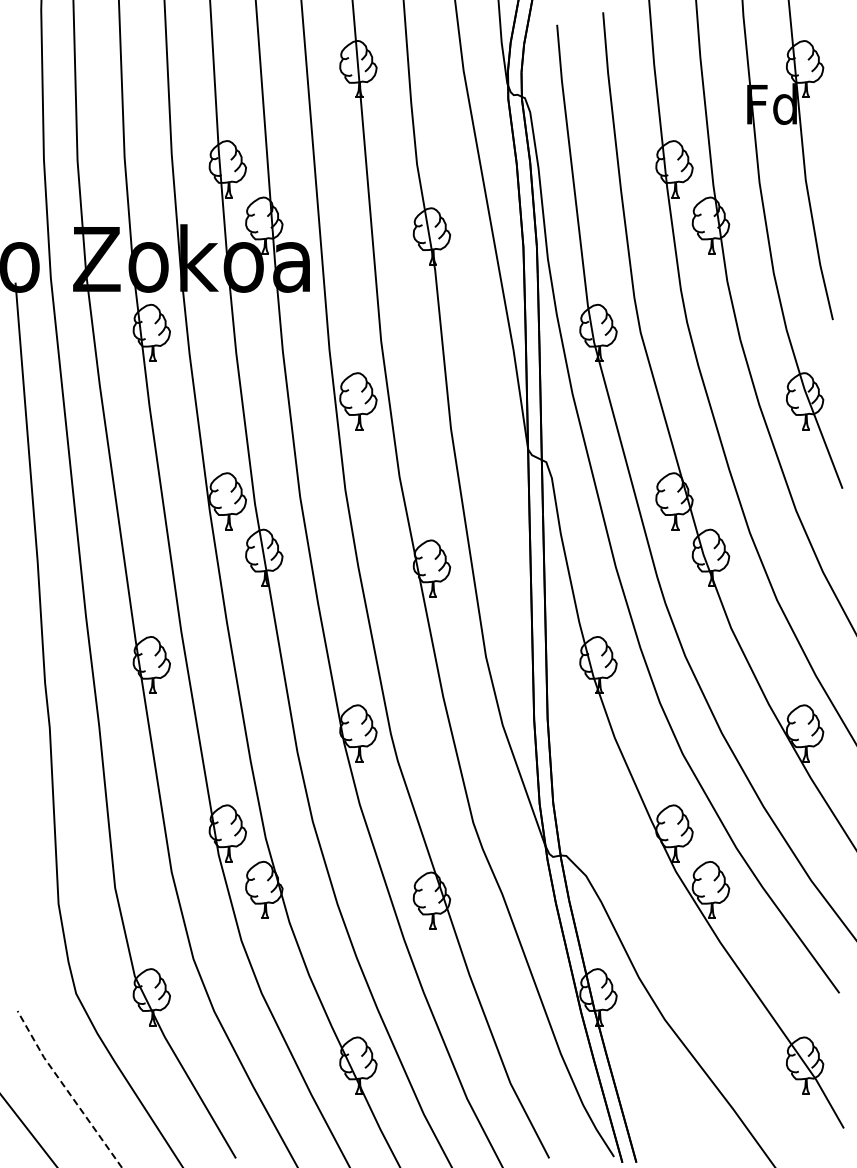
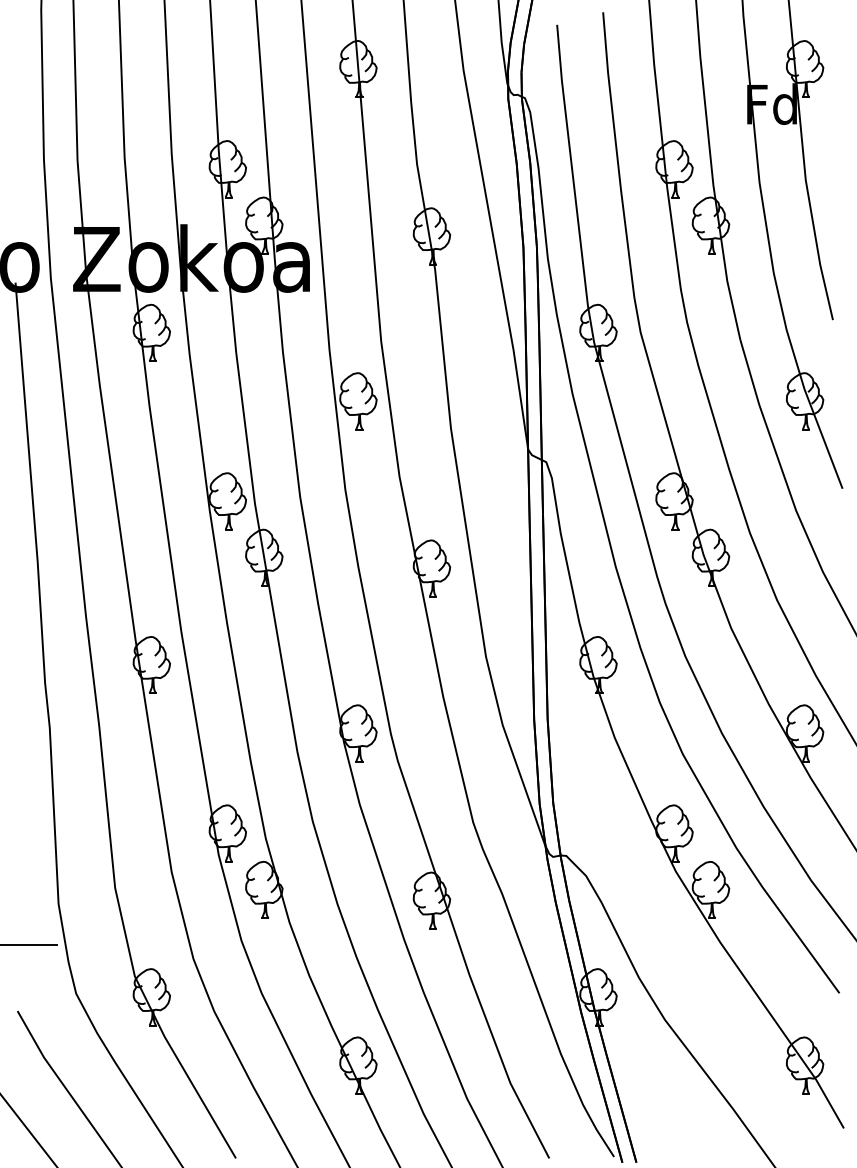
line: none -> present (29, 944)
line: dashed -> solid (67, 1090)
